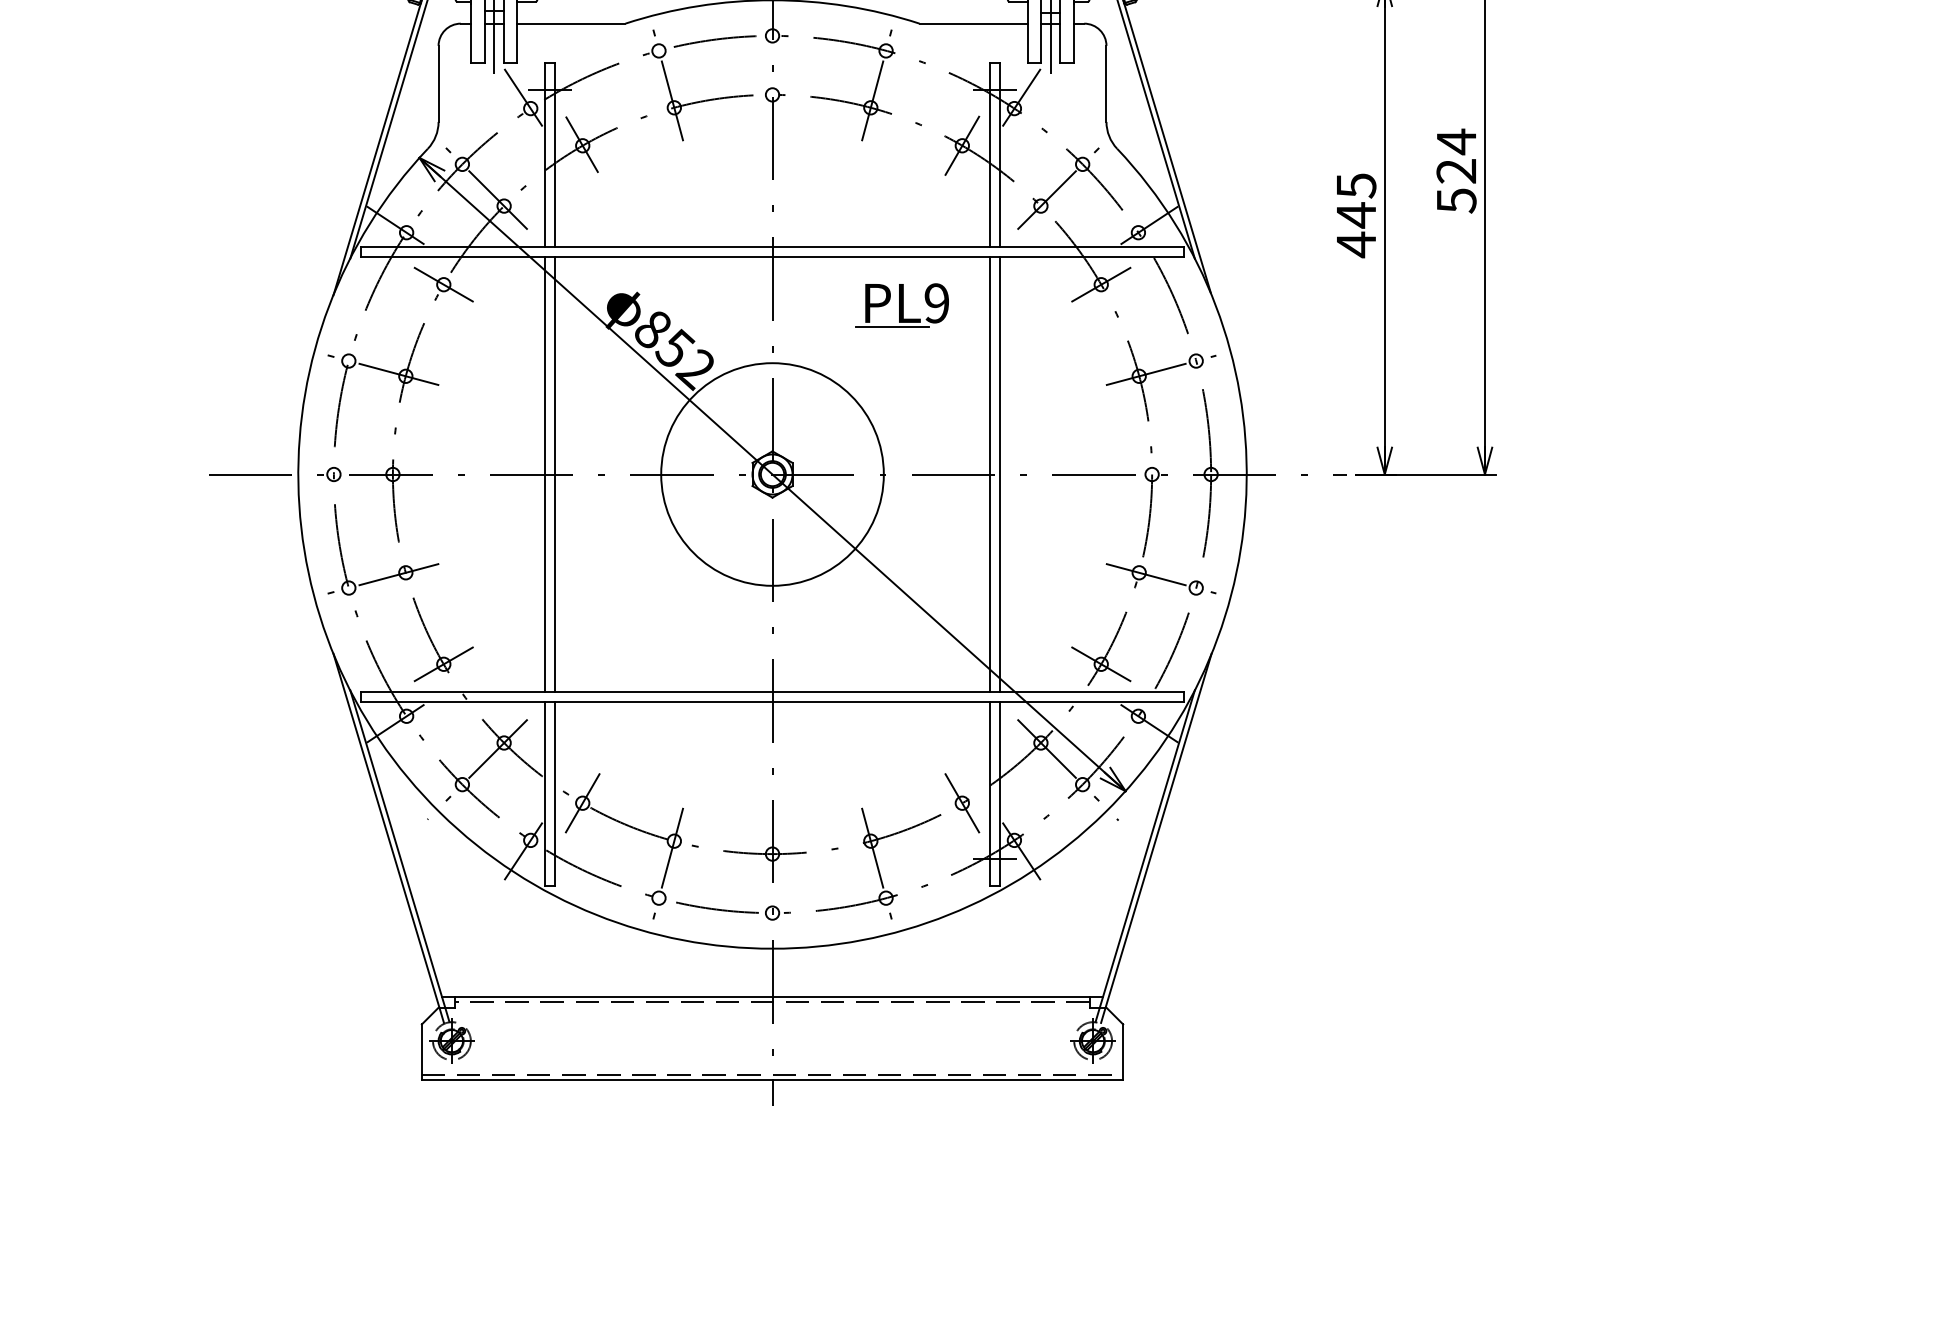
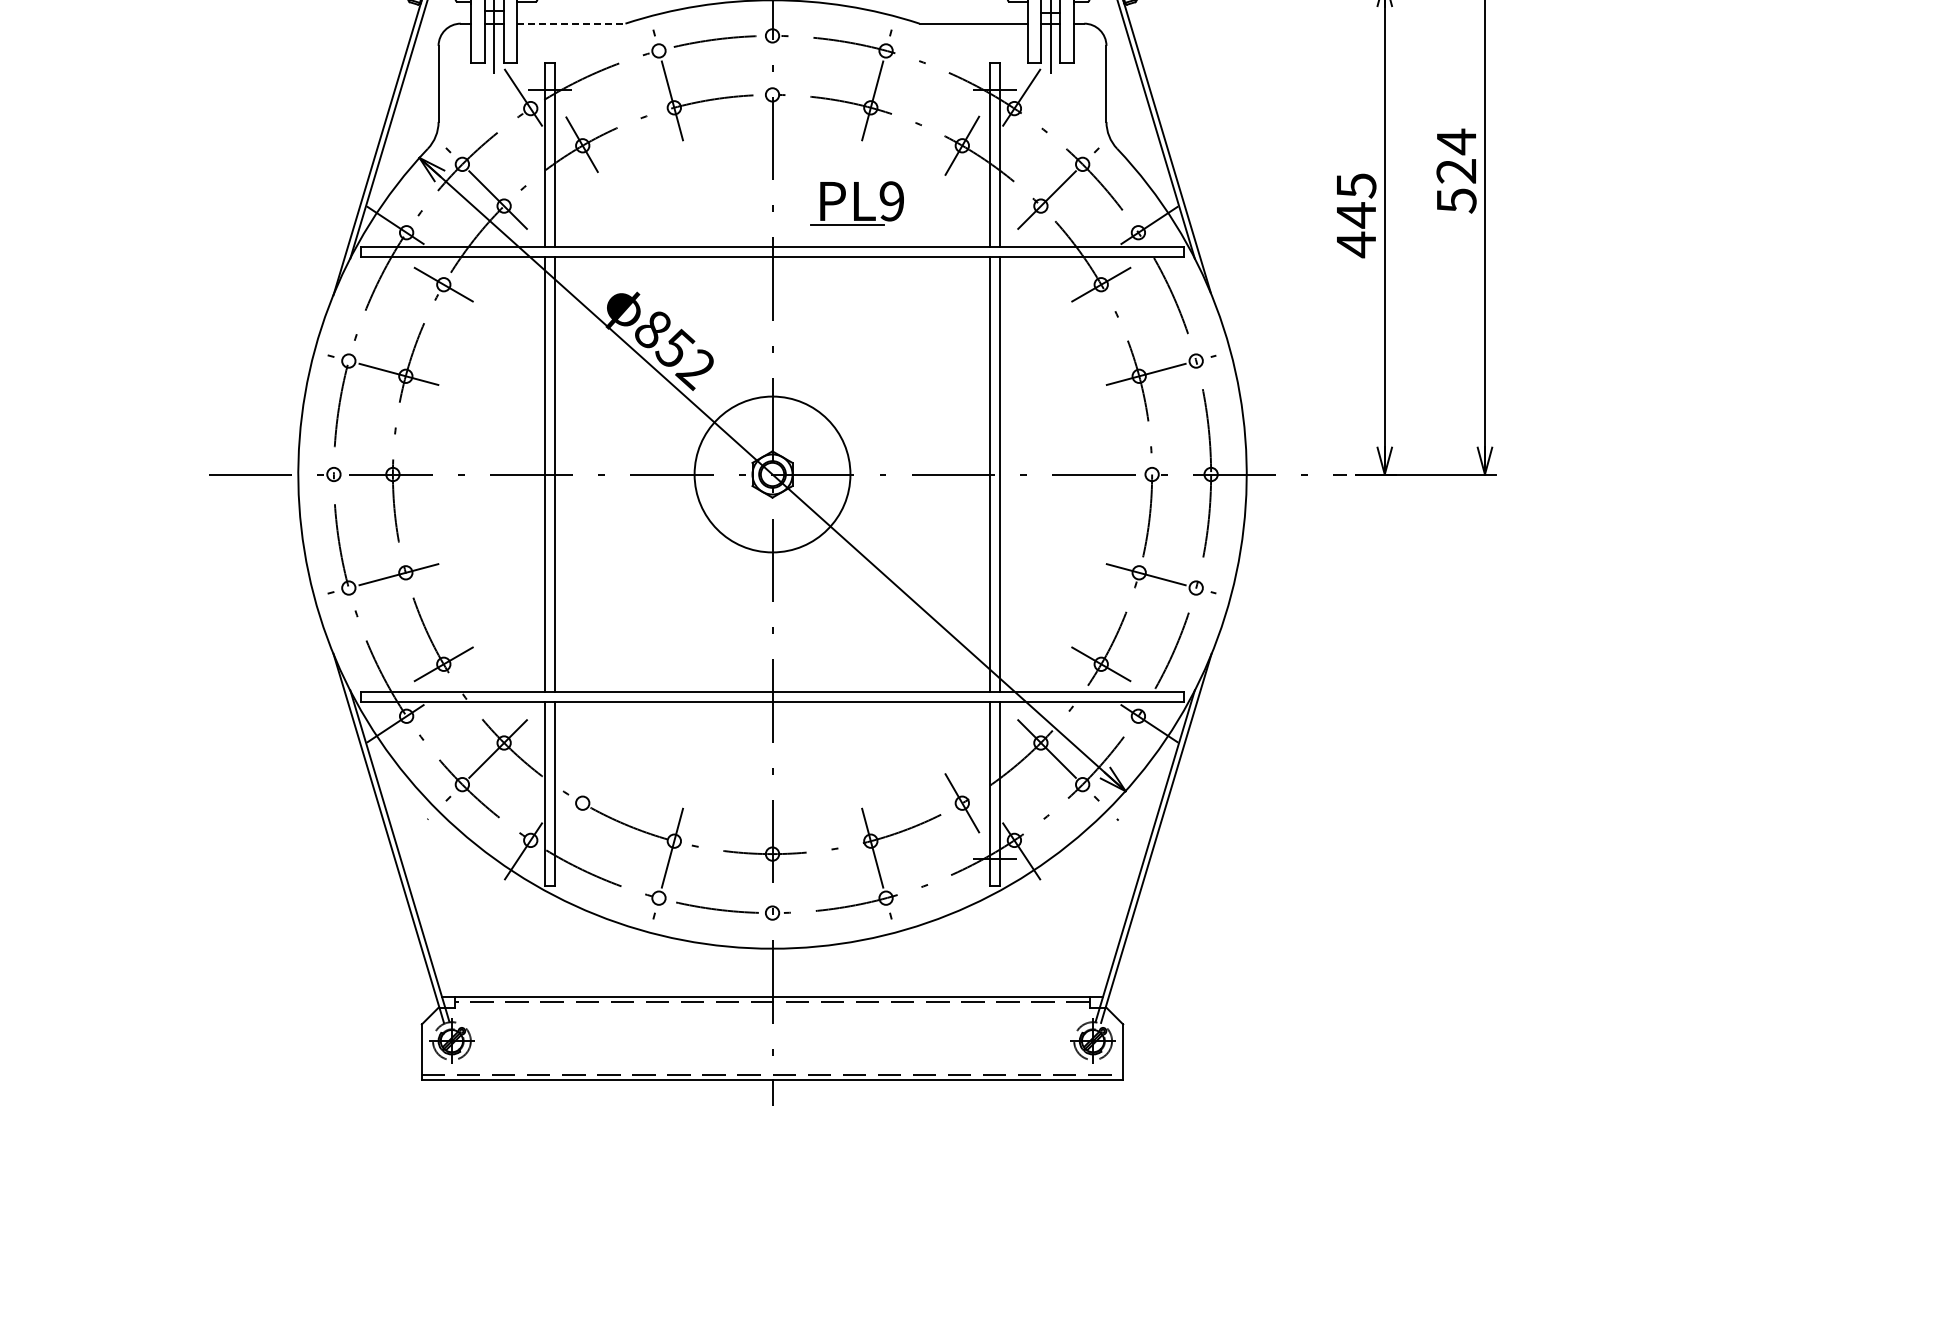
line: solid -> dashed (571, 23)
part position: (901, 305) -> (856, 203) (856, 203)
circle diameter: 223 px -> 156 px (772, 474)
line: present -> none (582, 803)
